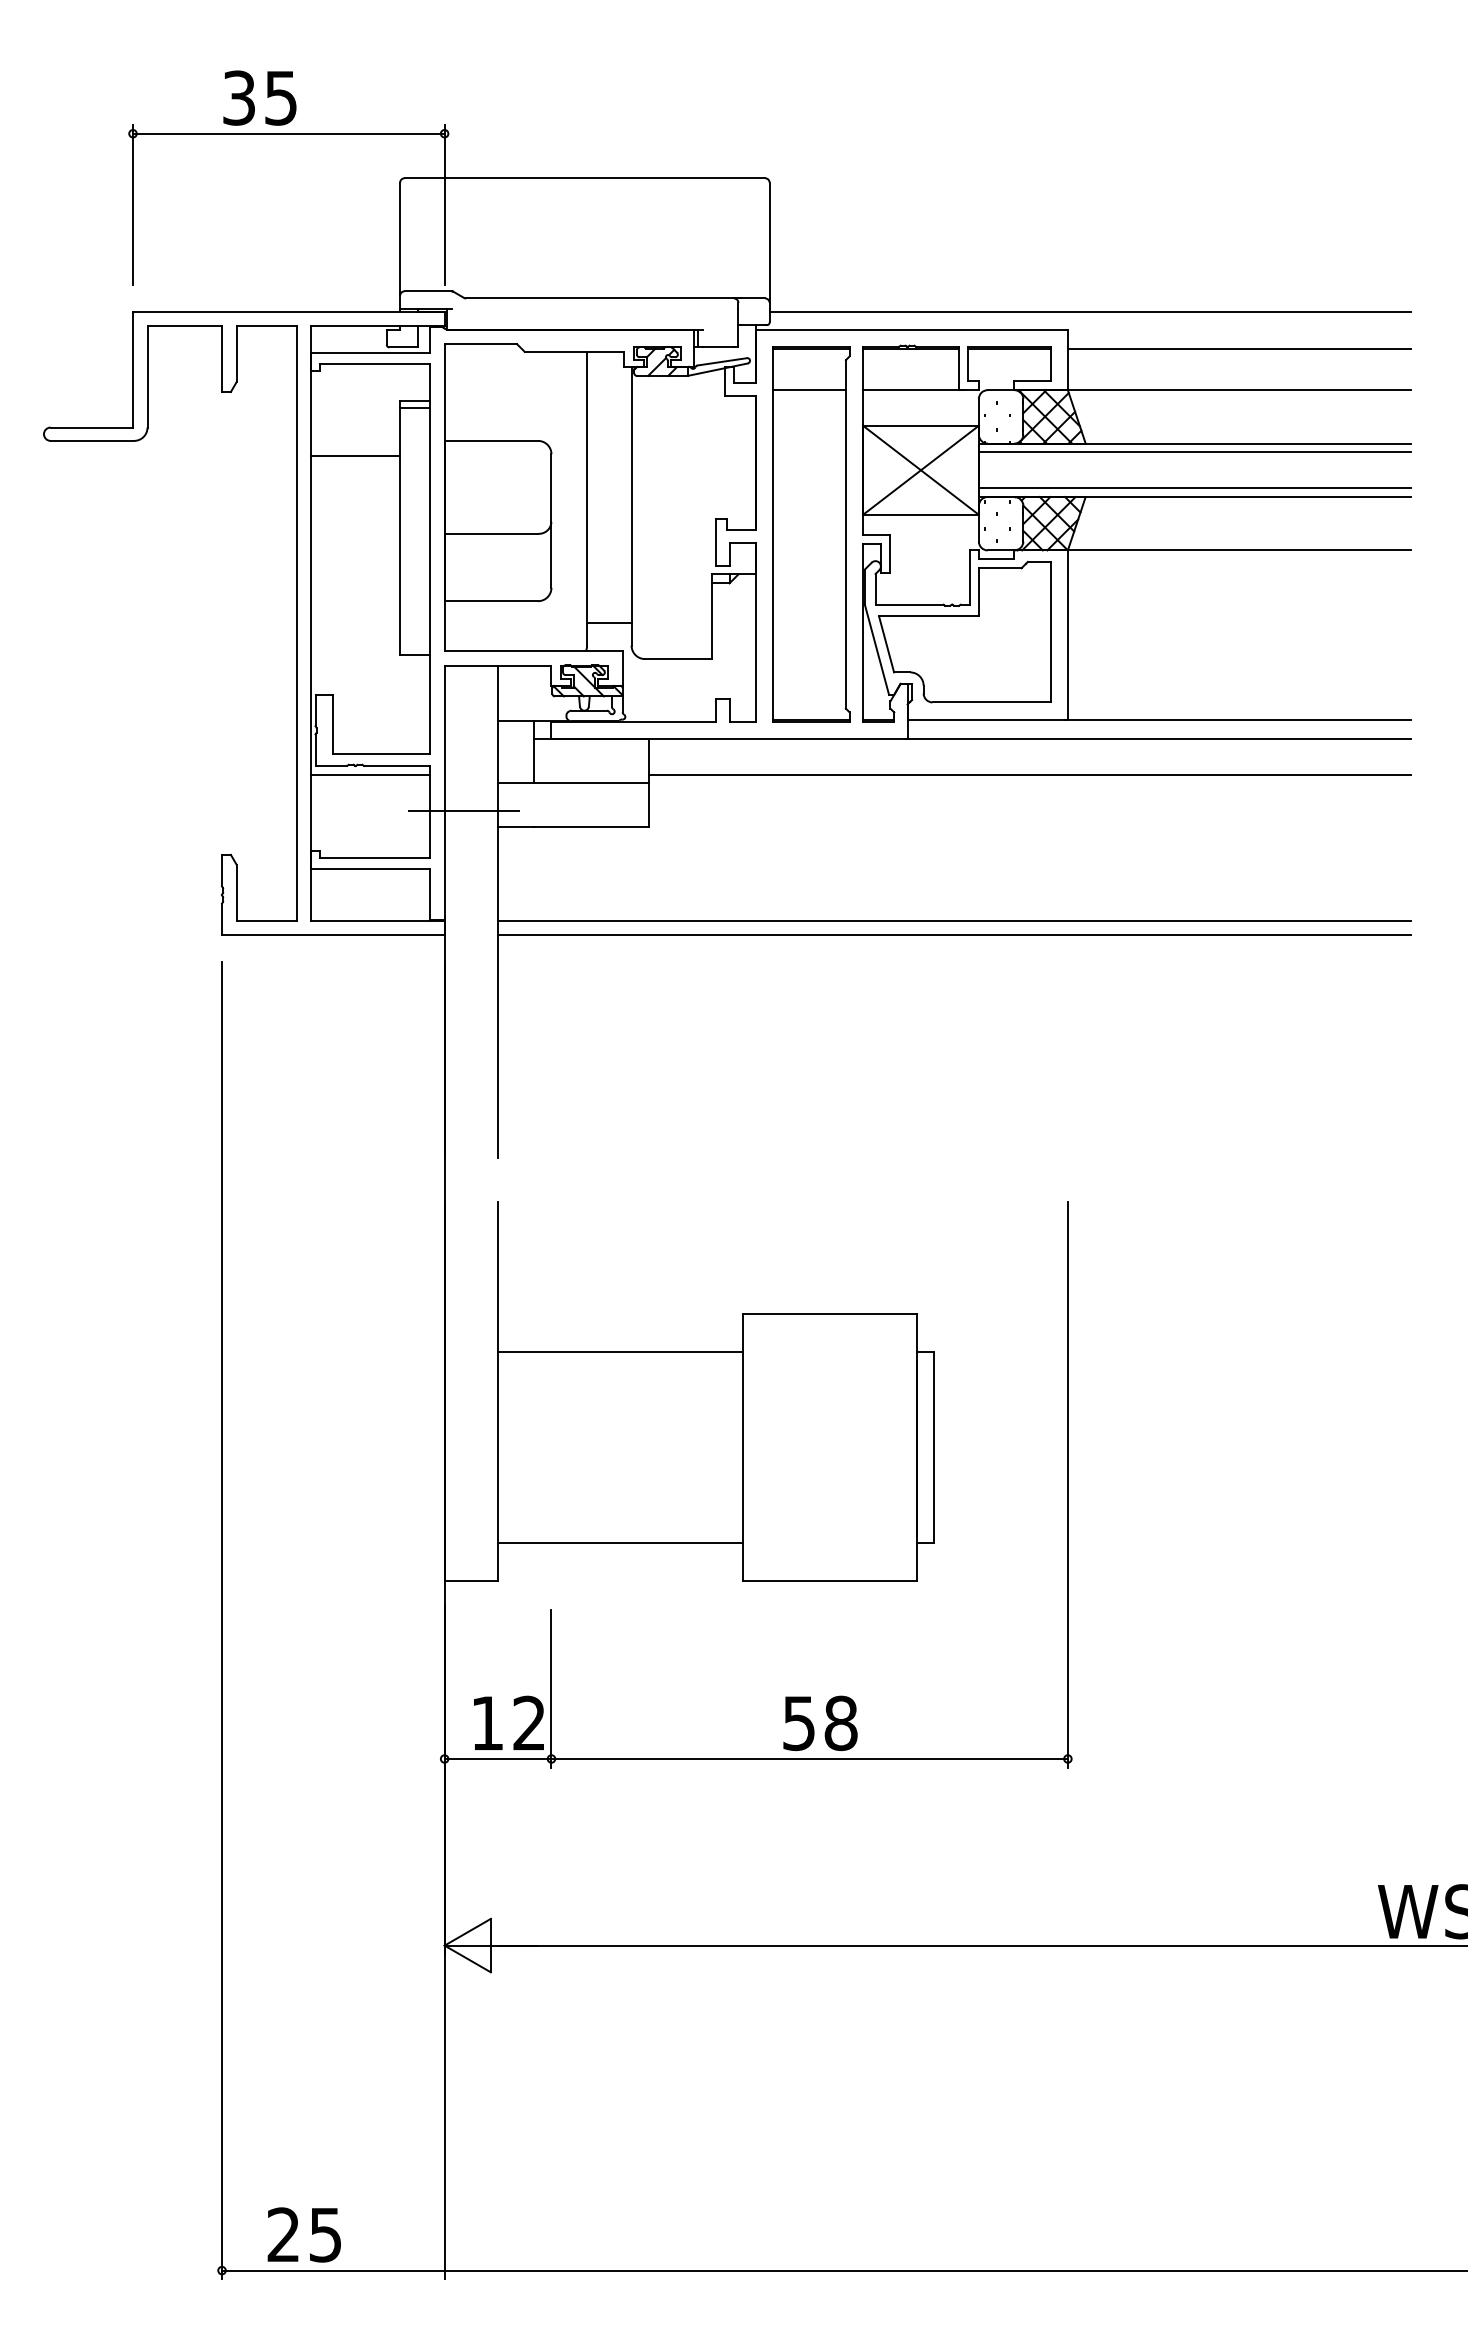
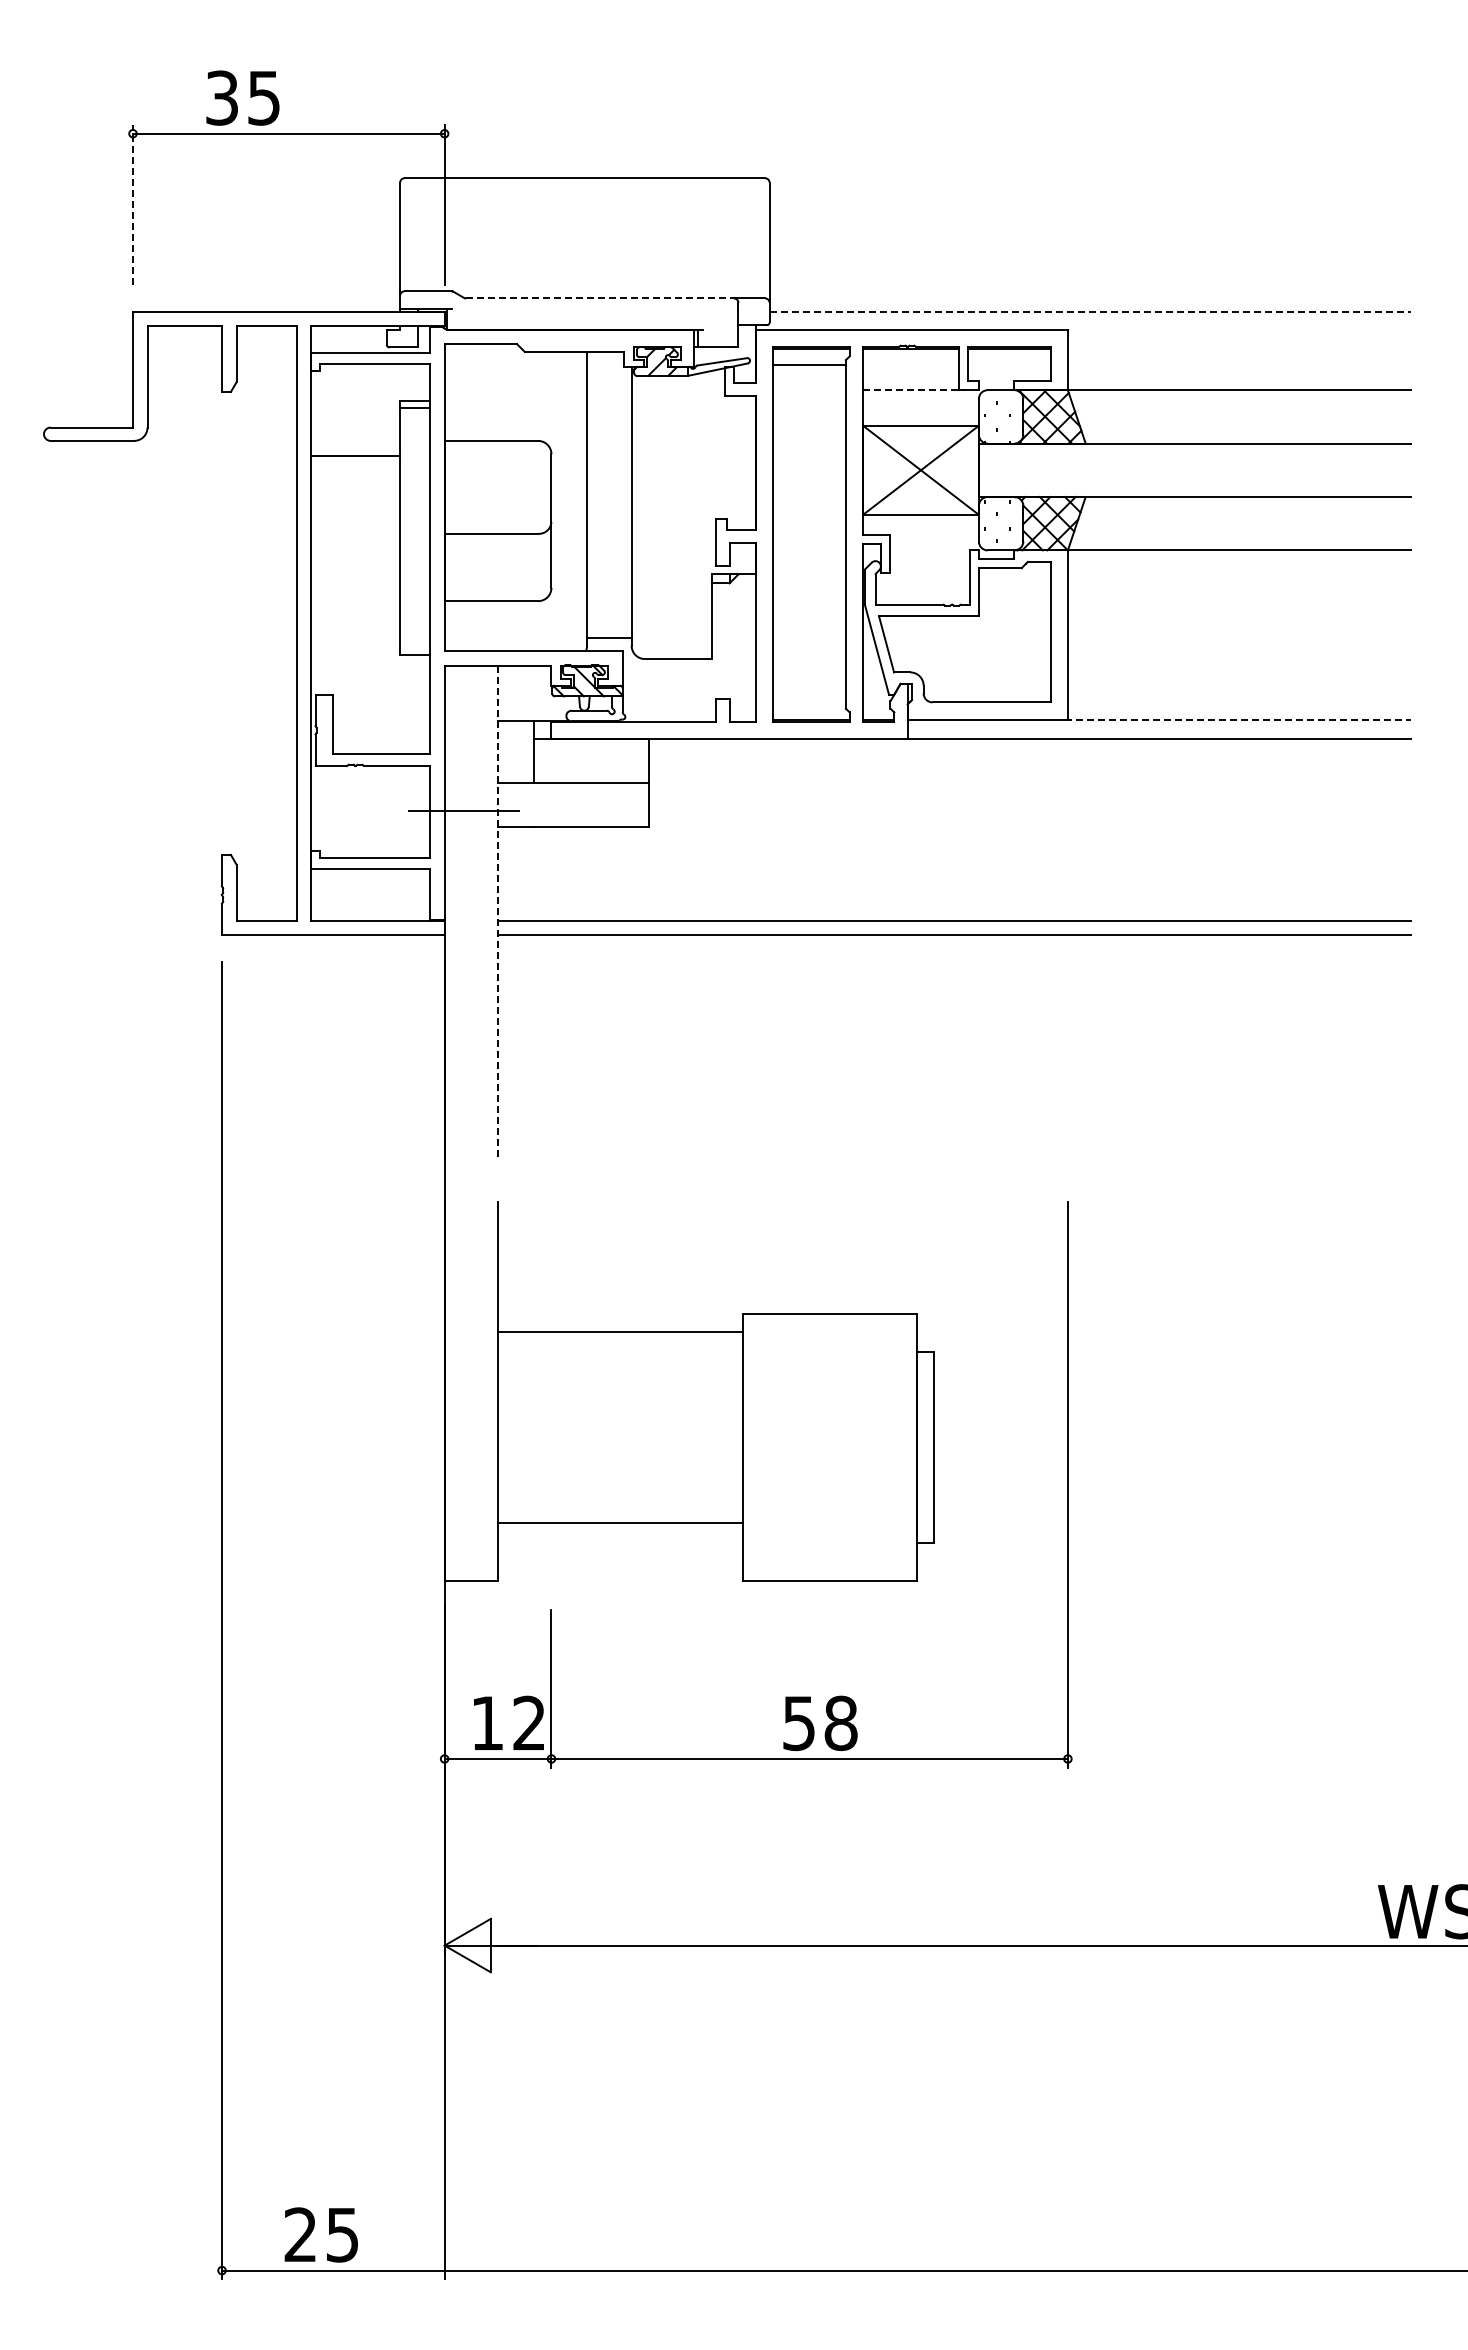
text position: (259, 97) -> (242, 97) (242, 97)
line: solid -> dashed (133, 204)
line: solid -> dashed (600, 298)
line: solid -> dashed (1090, 311)
line: present -> none (1238, 349)
line position: (809, 390) -> (809, 365) (809, 365)
line: solid -> dashed (914, 390)
line: present -> none (1194, 452)
line: present -> none (1194, 488)
line position: (609, 623) -> (609, 638) (609, 638)
line: solid -> dashed (1237, 719)
line: present -> none (370, 774)
line: present -> none (1029, 774)
line: solid -> dashed (498, 912)
line position: (620, 1351) -> (620, 1331) (620, 1331)
line position: (620, 1543) -> (620, 1523) (620, 1523)
text position: (303, 2234) -> (320, 2234) (320, 2234)
